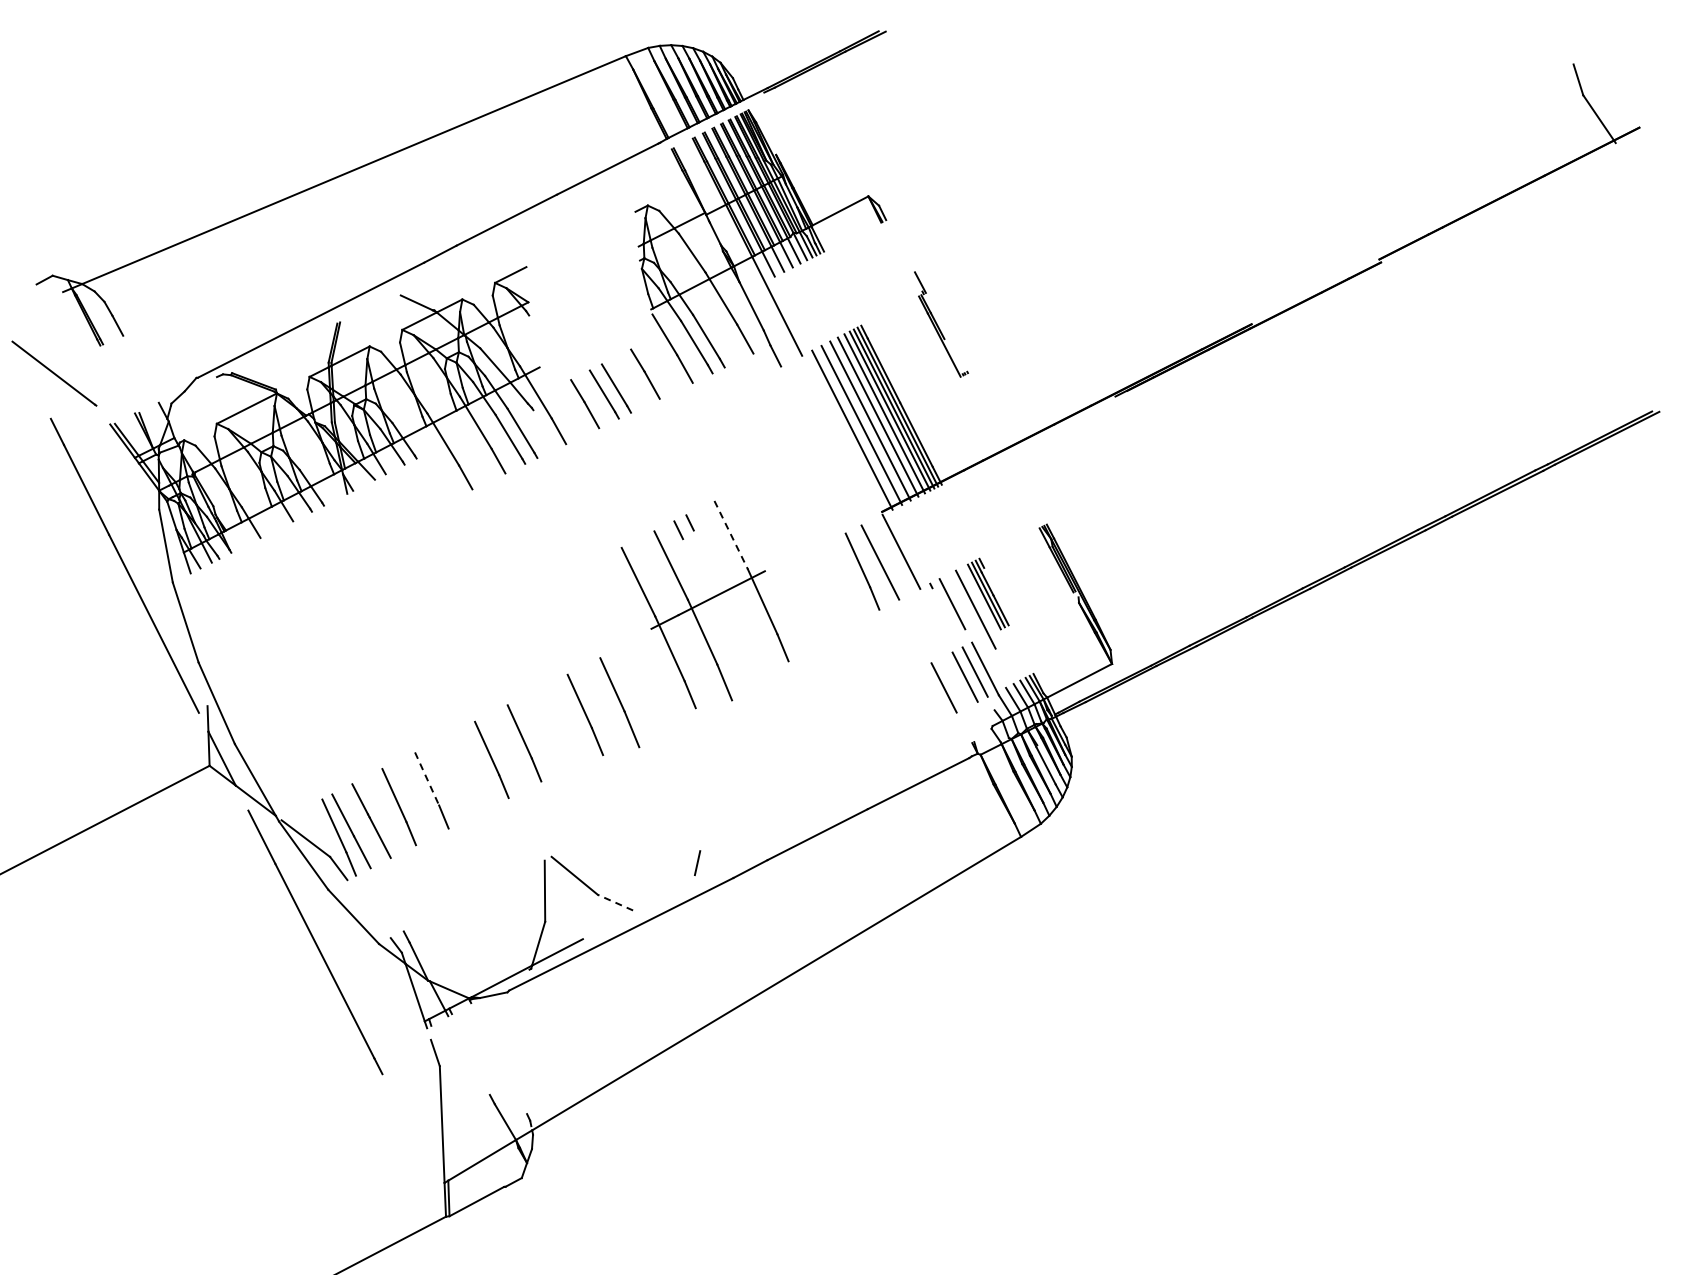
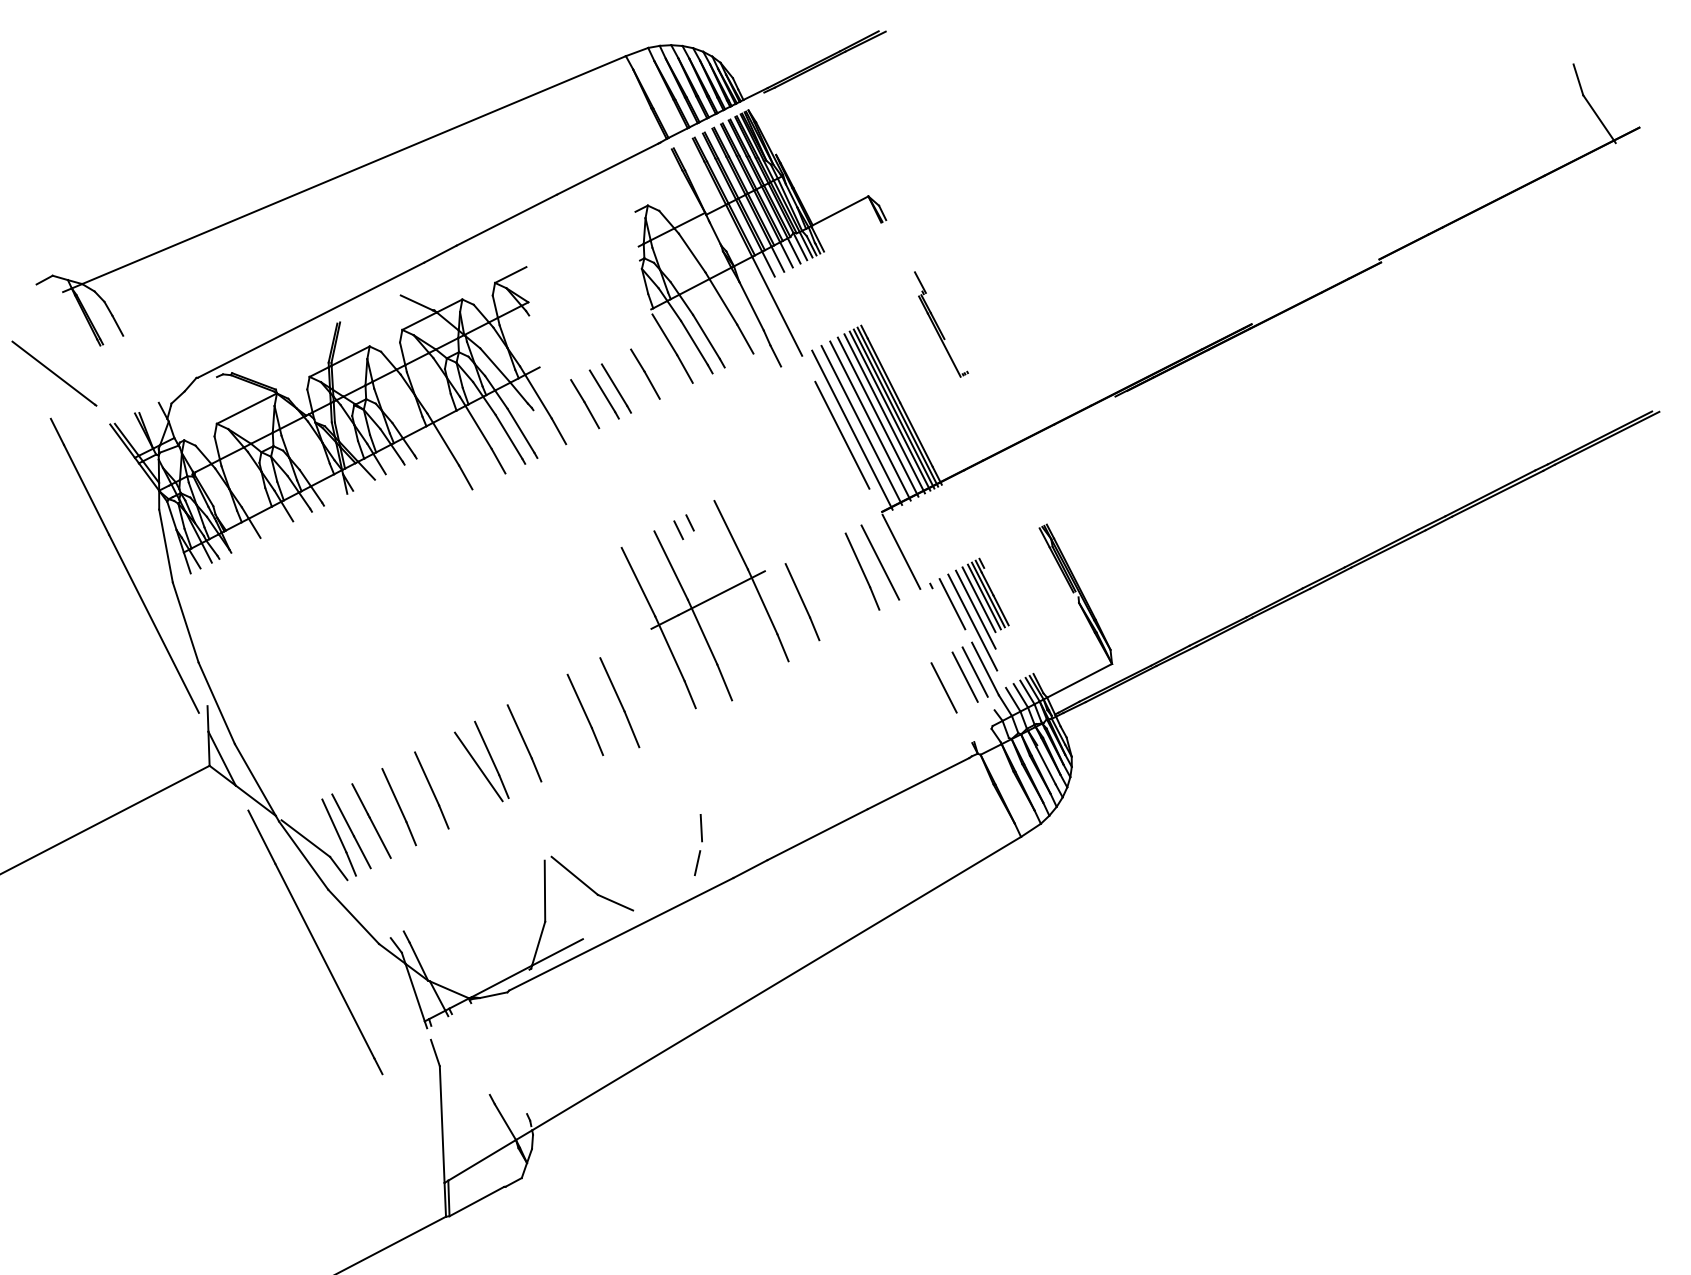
line: none -> present (842, 434)
line: dashed -> solid (731, 535)
line: none -> present (978, 599)
line: none -> present (802, 602)
line: none -> present (972, 622)
line: none -> present (478, 766)
line: dashed -> solid (427, 779)
line: none -> present (700, 828)
line: dashed -> solid (615, 902)
